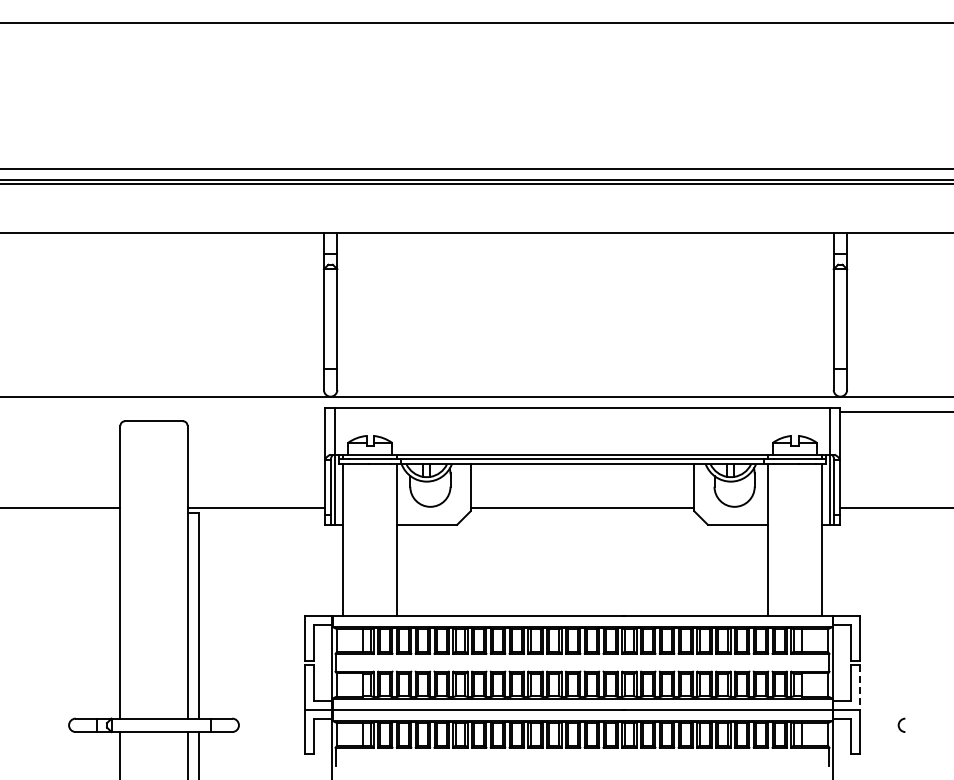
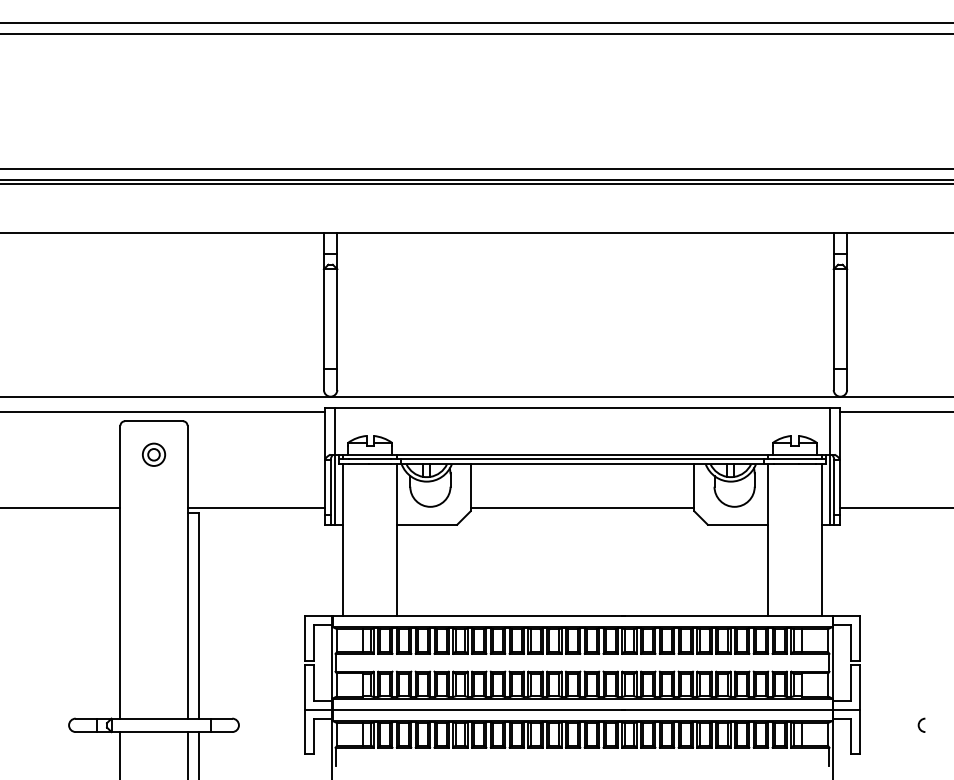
line: none -> present (476, 34)
line: none -> present (163, 412)
part: none -> present (154, 454)
line: dashed -> solid (859, 687)
arc position: (899, 724) -> (919, 724) (919, 724)
